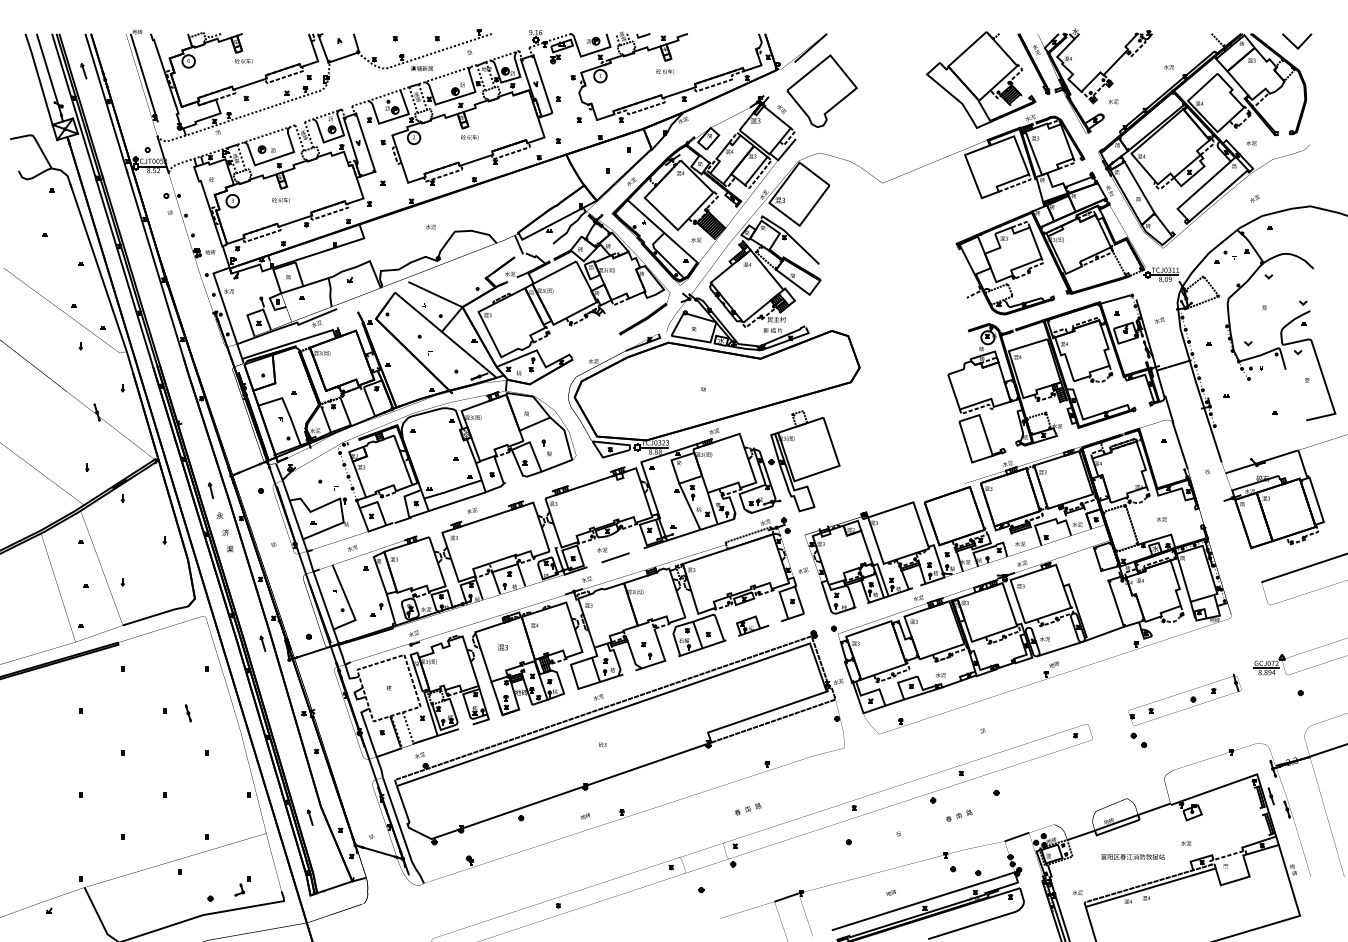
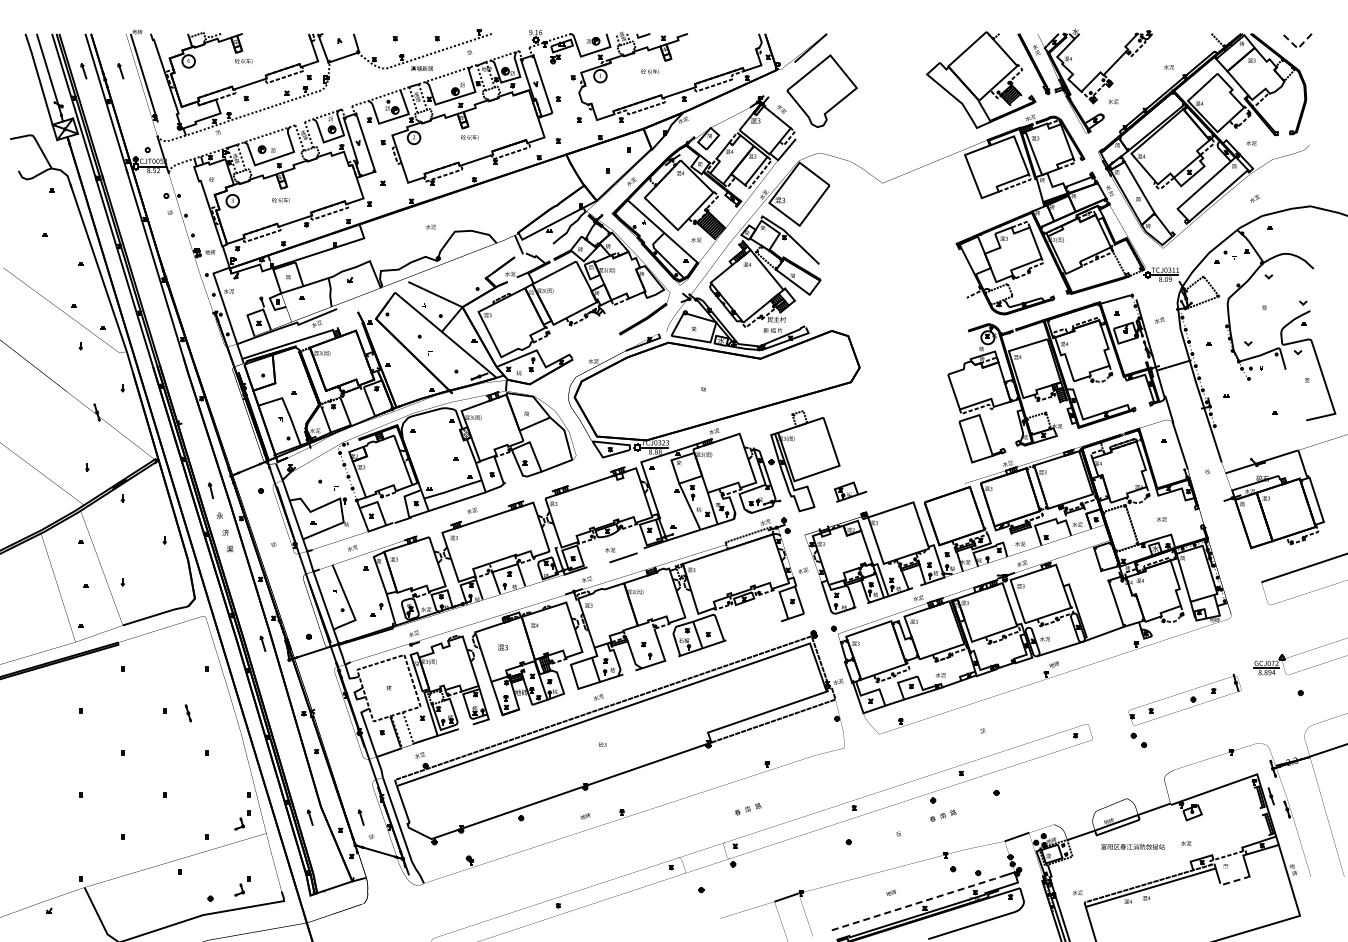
line: solid -> dashed (1297, 48)
part: none -> present (120, 71)
text position: (665, 71) -> (650, 71) (650, 71)
part: present -> none (546, 447)
part position: (613, 555) -> (621, 555) (621, 555)
part position: (752, 625) -> (850, 491) (850, 491)
text position: (959, 815) -> (943, 815) (943, 815)
part: none -> present (360, 817)
part: none -> present (242, 820)
text position: (1132, 856) -> (1132, 846) (1132, 846)
line: solid -> dashed (1230, 882)
line: solid -> dashed (917, 903)
